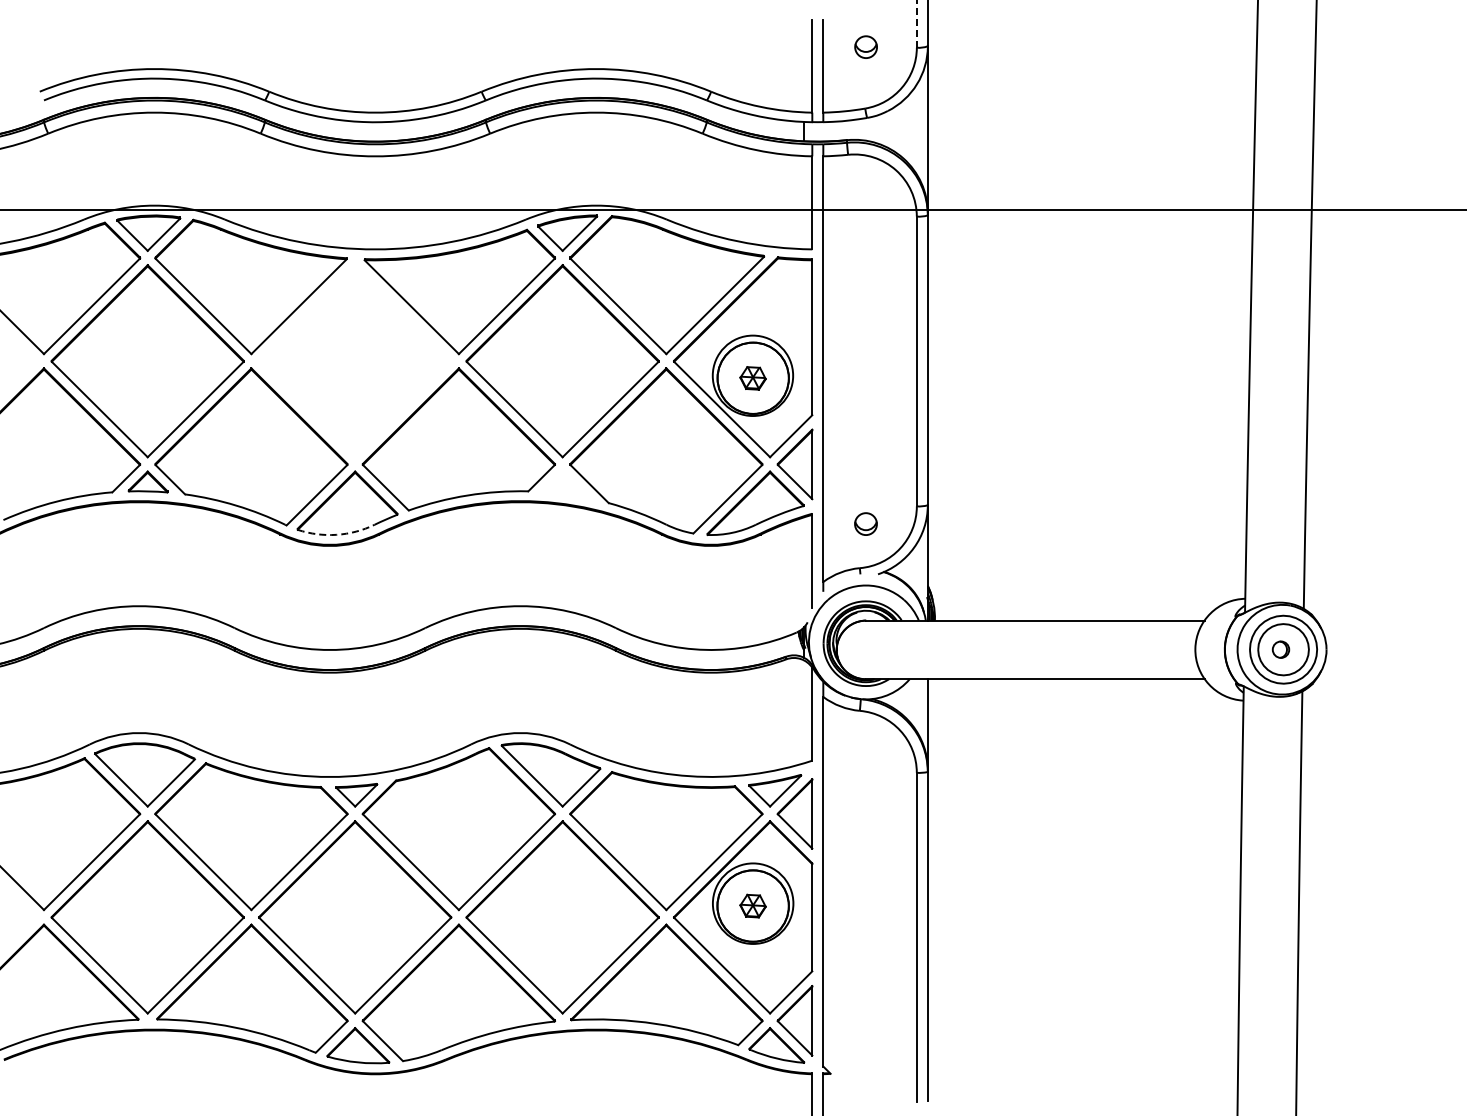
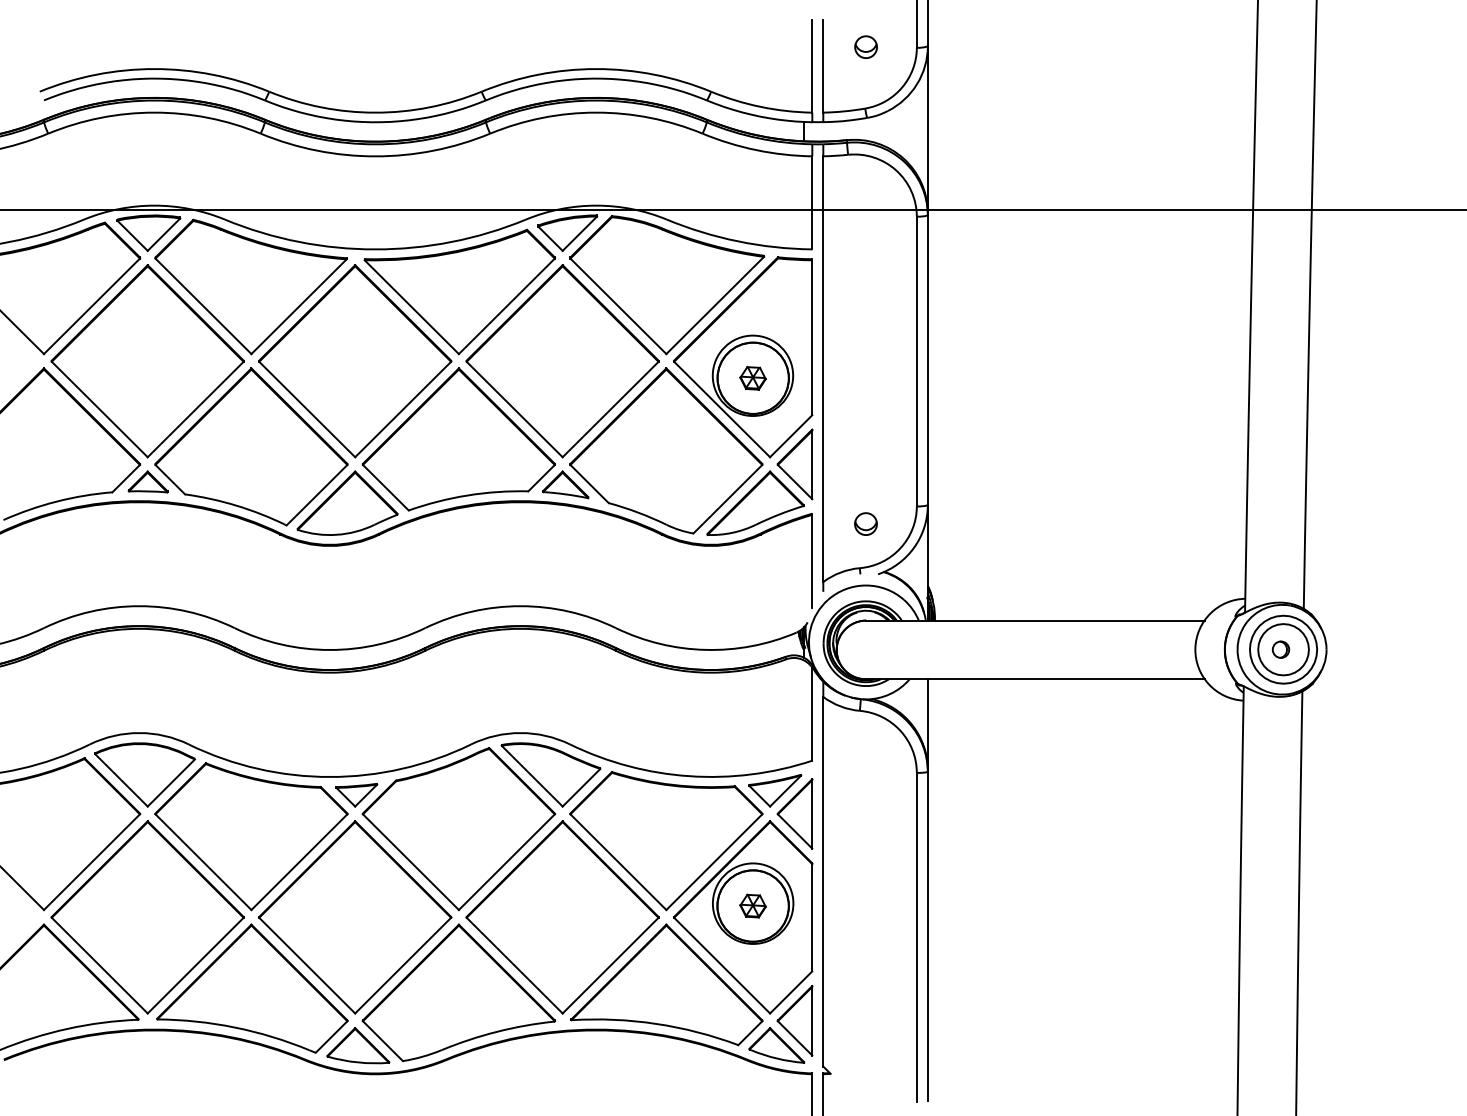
line: dashed -> solid (916, 23)
part: none -> present (355, 361)
part: none -> present (565, 484)
arc: dashed -> solid (336, 534)
